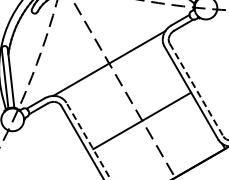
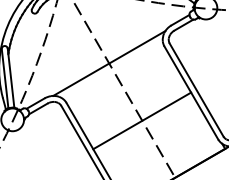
line: dashed -> solid (196, 90)
line: dashed -> solid (88, 140)
